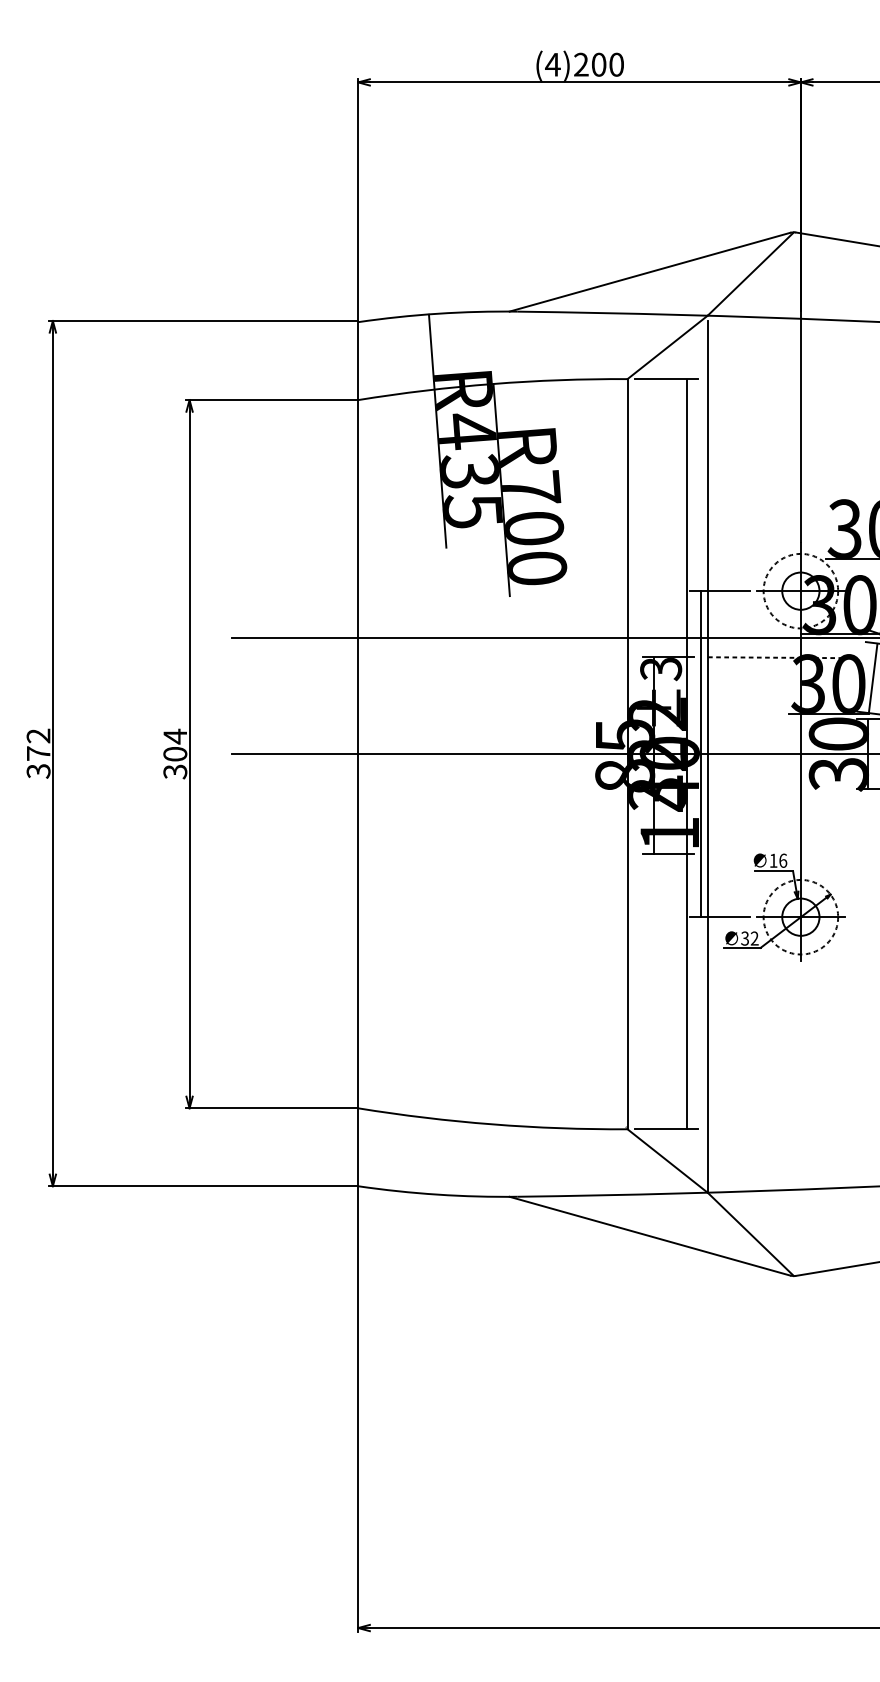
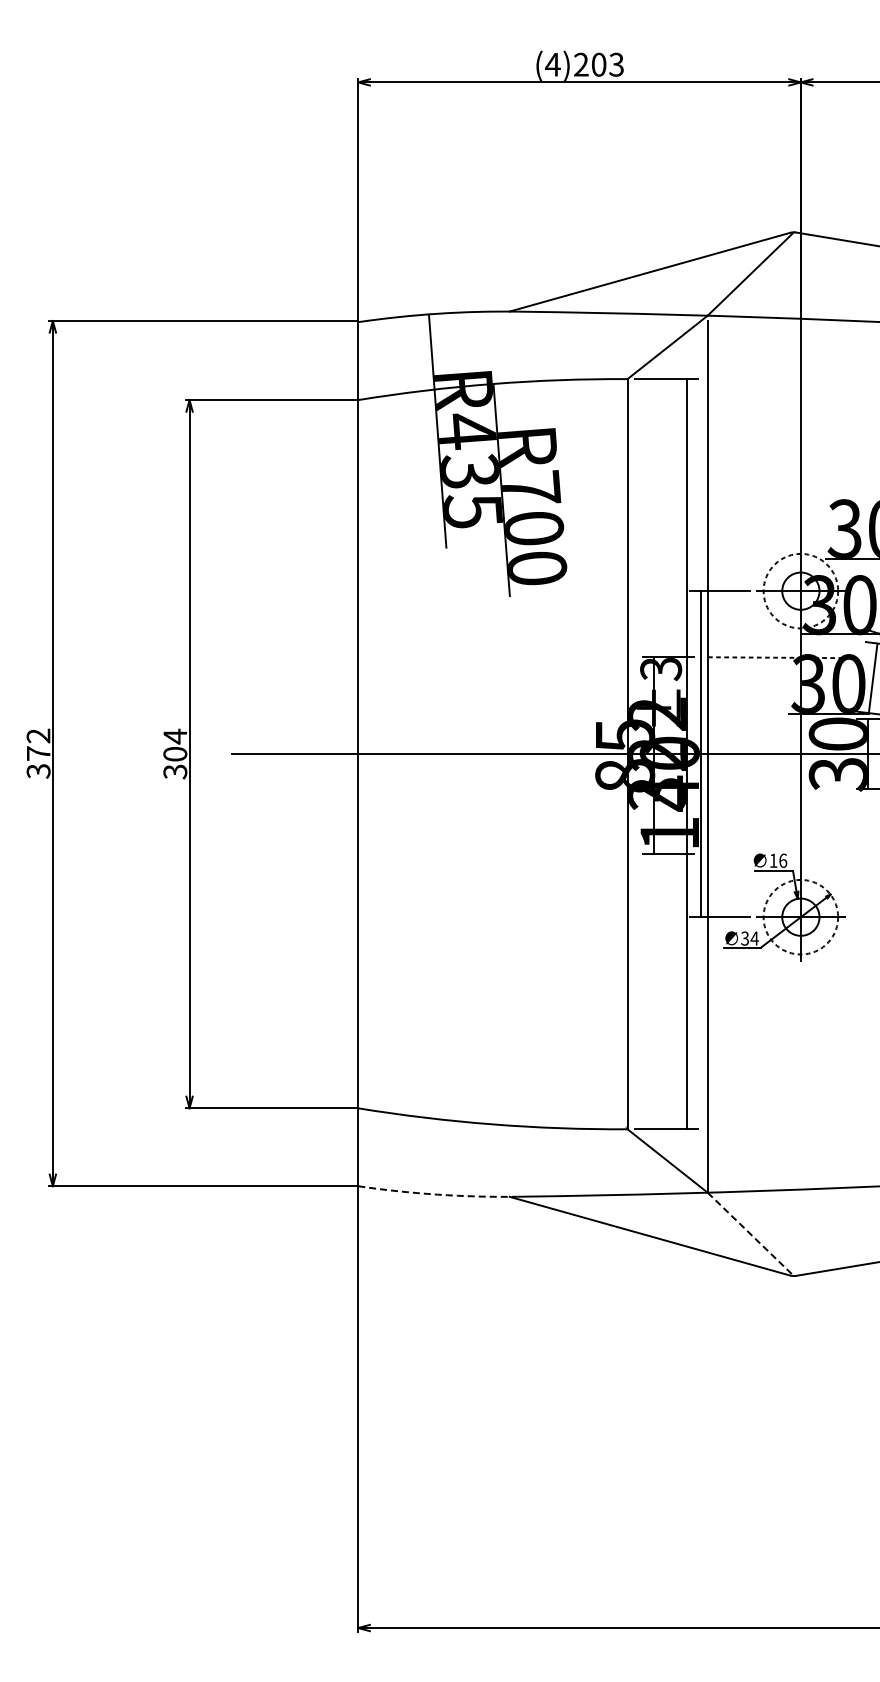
text: (4)200 -> (4)203 (616, 64)
line: present -> none (553, 637)
text: 32 -> 34 (754, 938)
arc: solid -> dashed (437, 1194)
line: solid -> dashed (750, 1234)
